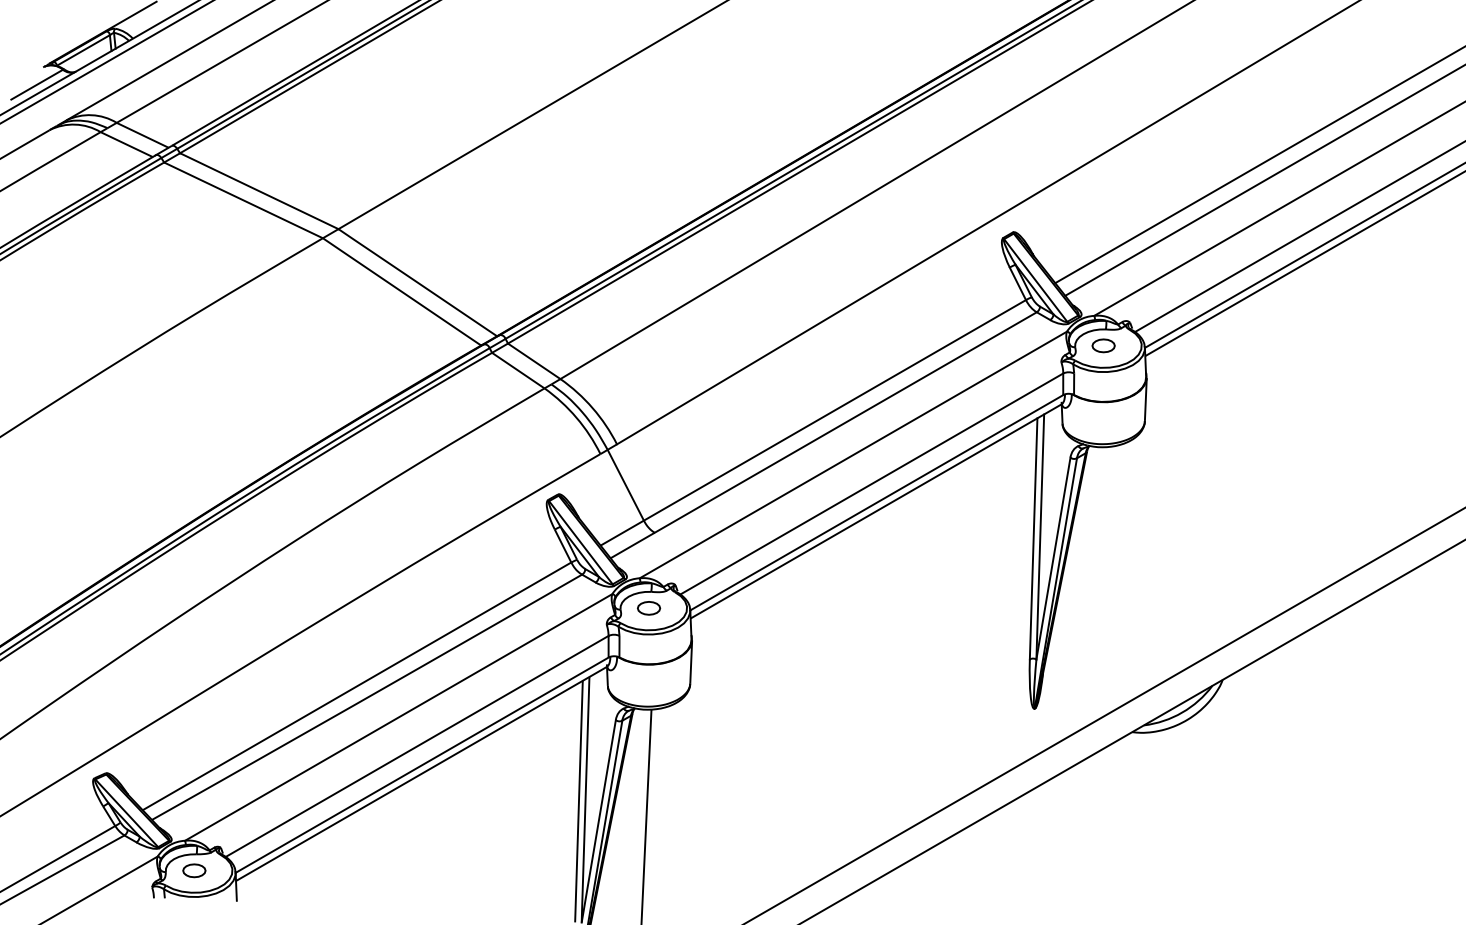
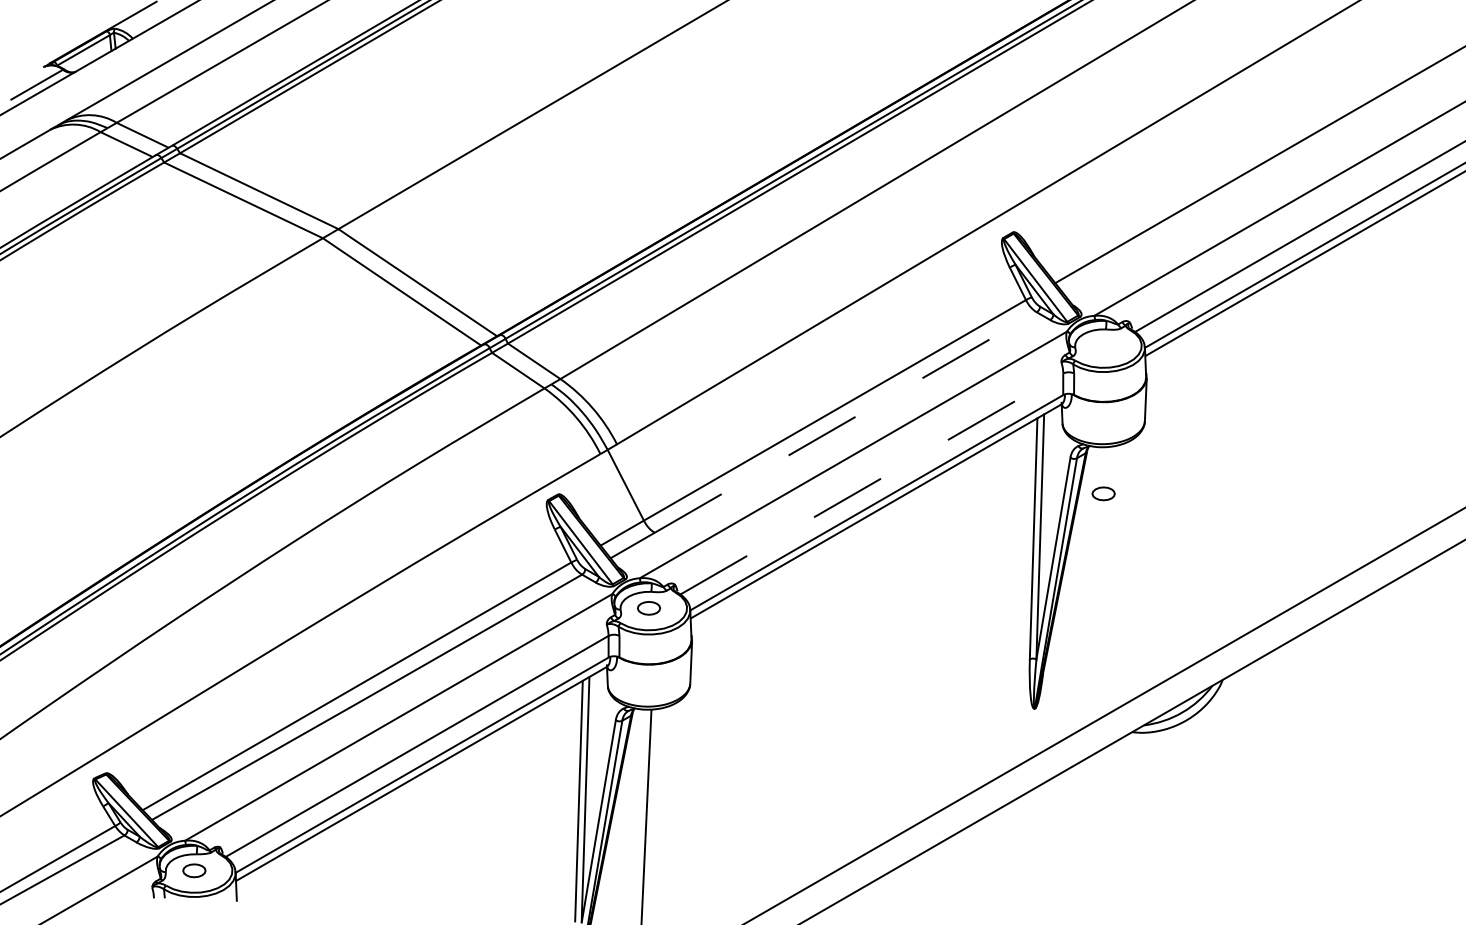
line: present -> none (106, 62)
line: present -> none (1263, 180)
part position: (1103, 345) -> (1103, 493) (1103, 493)
line: solid -> dashed (845, 422)
line: solid -> dashed (872, 483)
